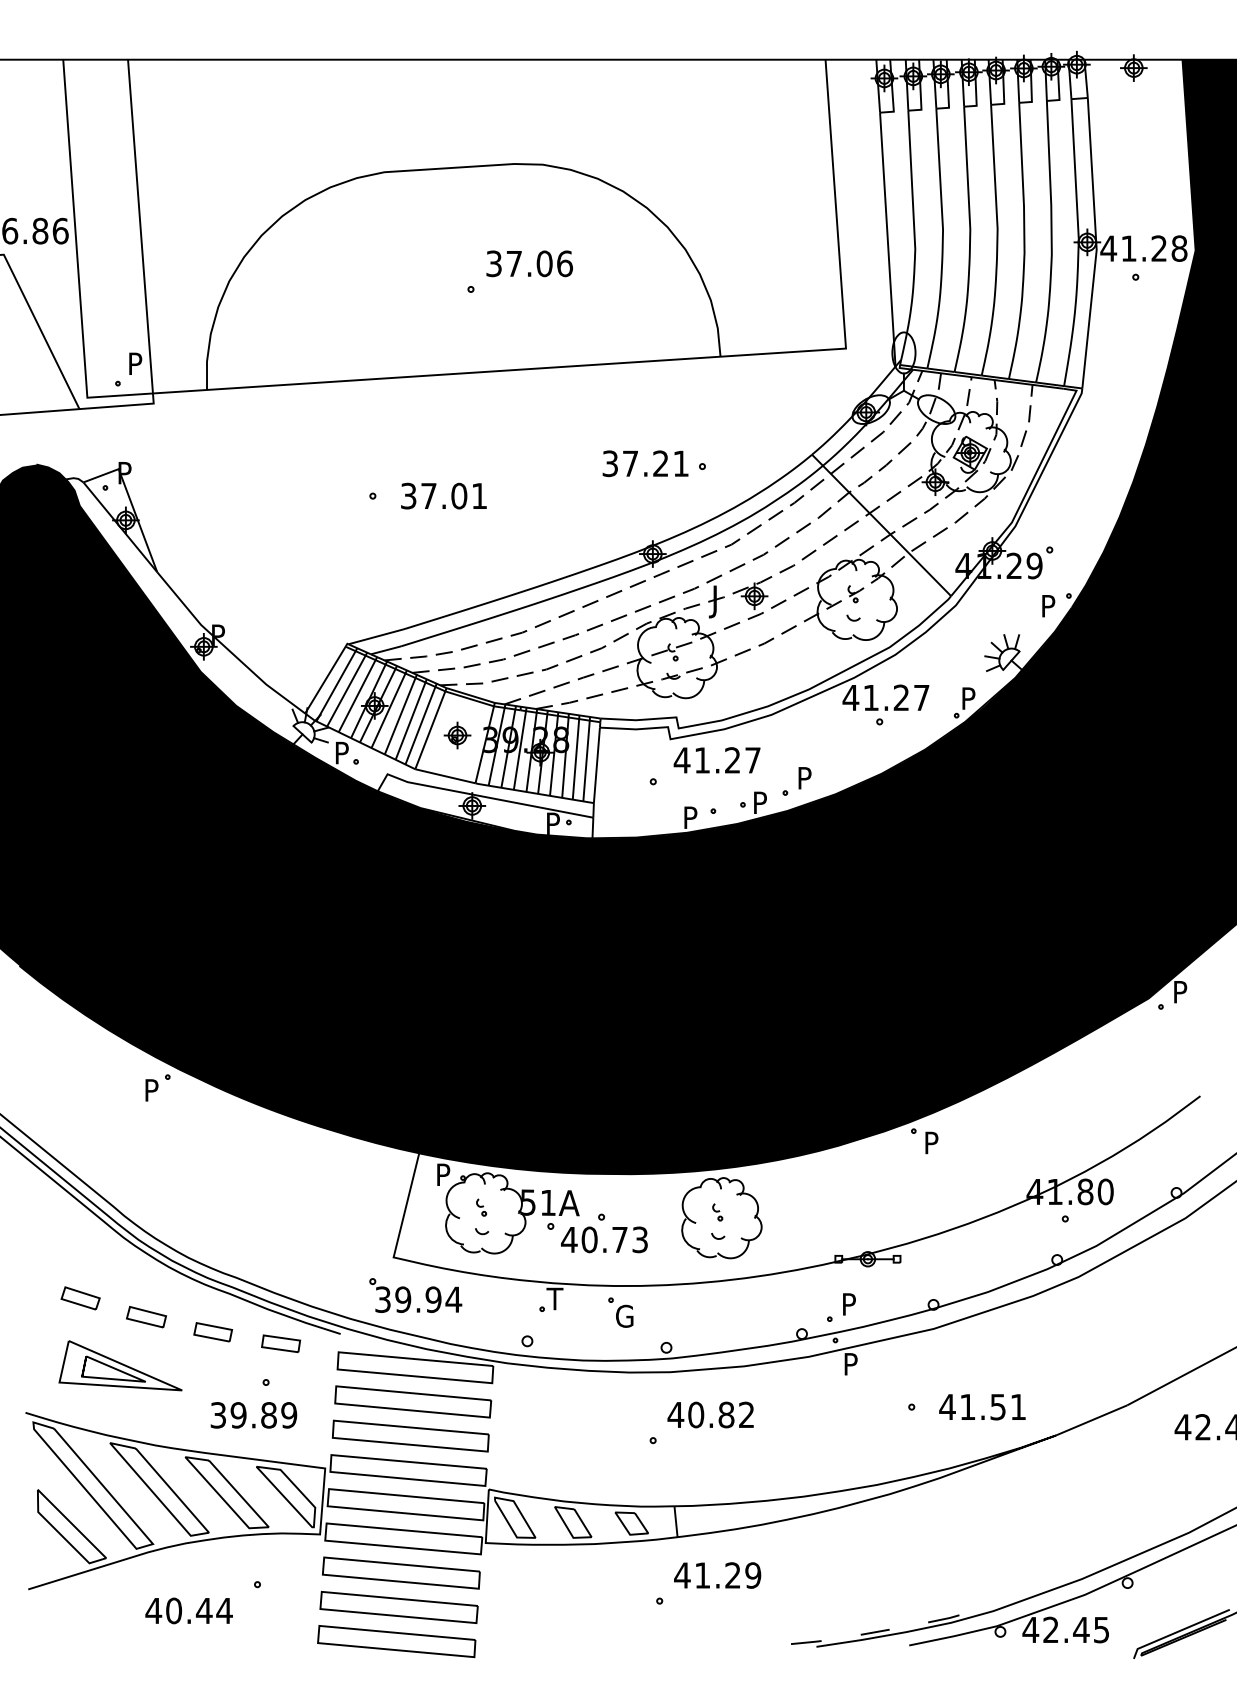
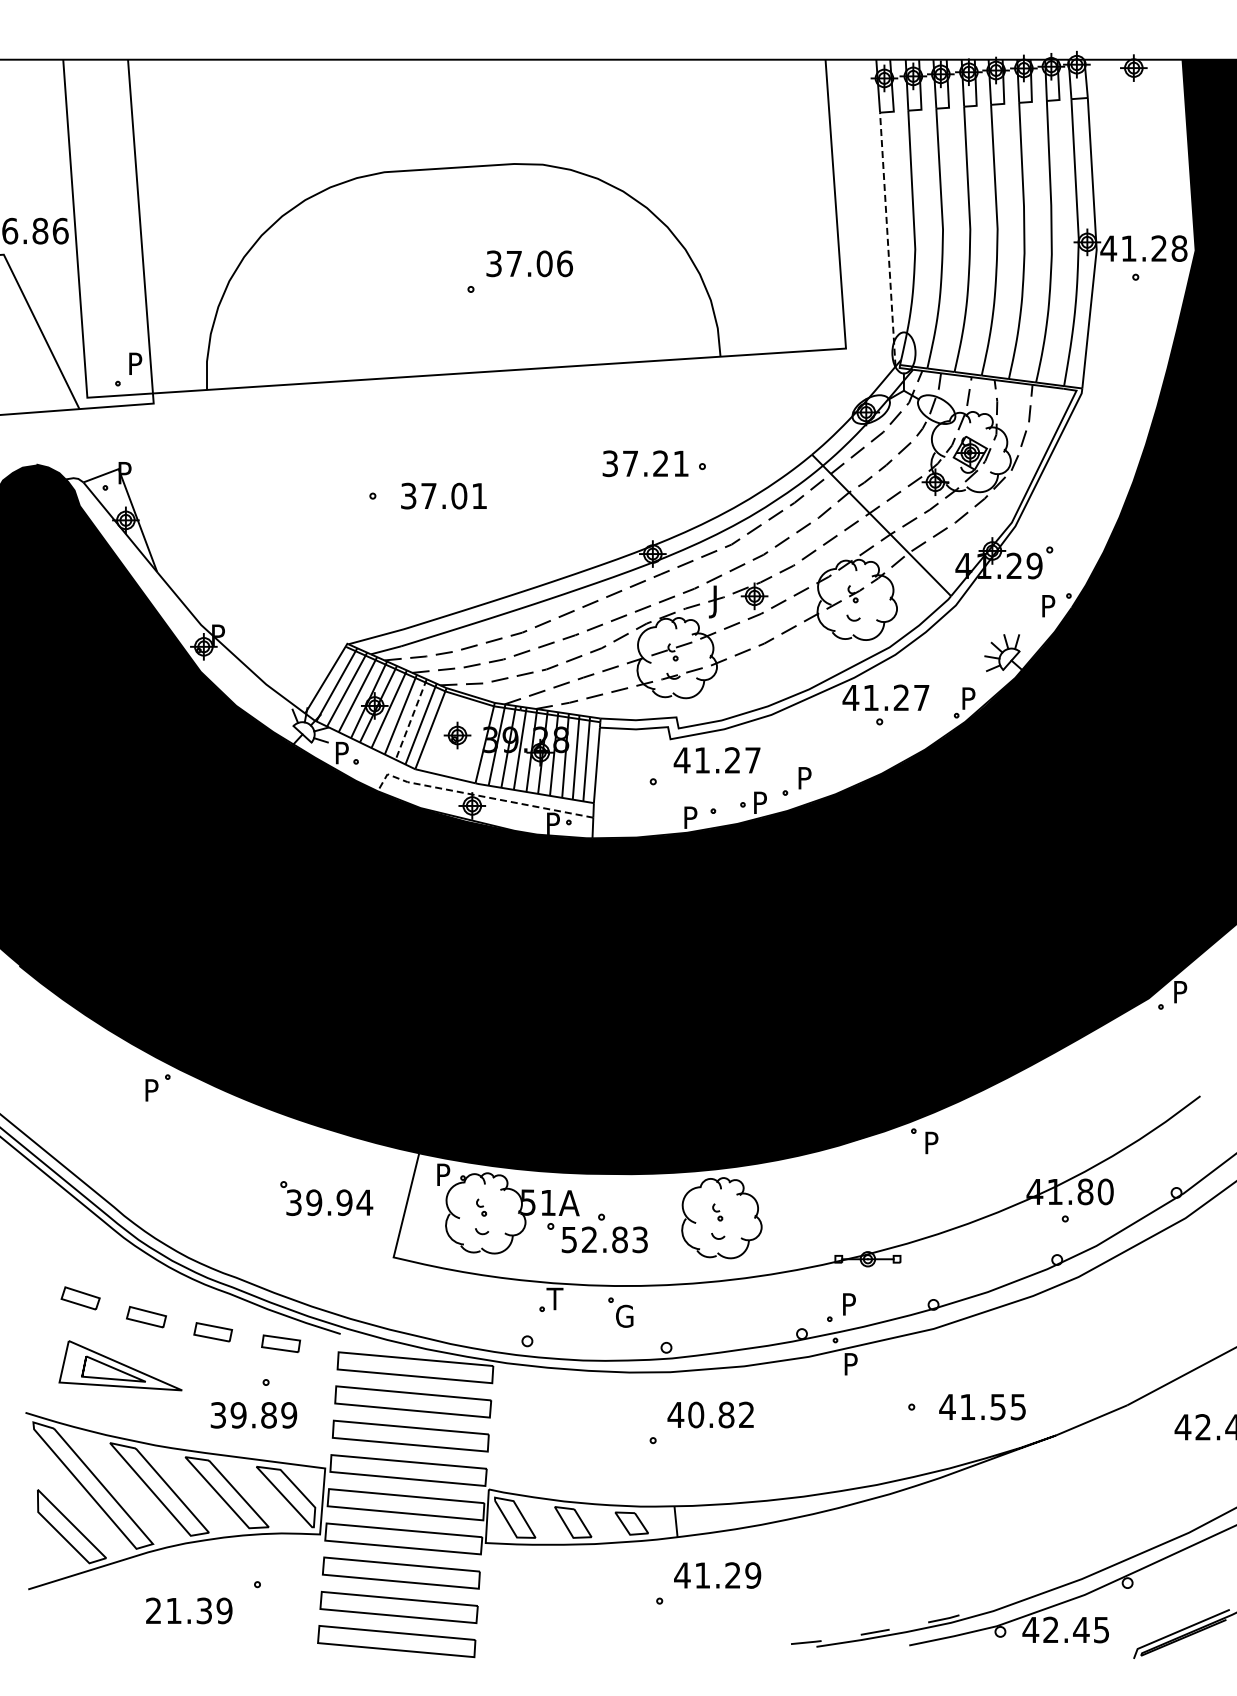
line: solid -> dashed (887, 239)
line: solid -> dashed (411, 720)
line: solid -> dashed (478, 795)
text: 40.73 -> 52.83 (594, 1239)
part position: (415, 1295) -> (326, 1198) (326, 1198)
text: 41.51 -> 41.55 (1017, 1407)
text: 40.44 -> 21.39 (188, 1610)
